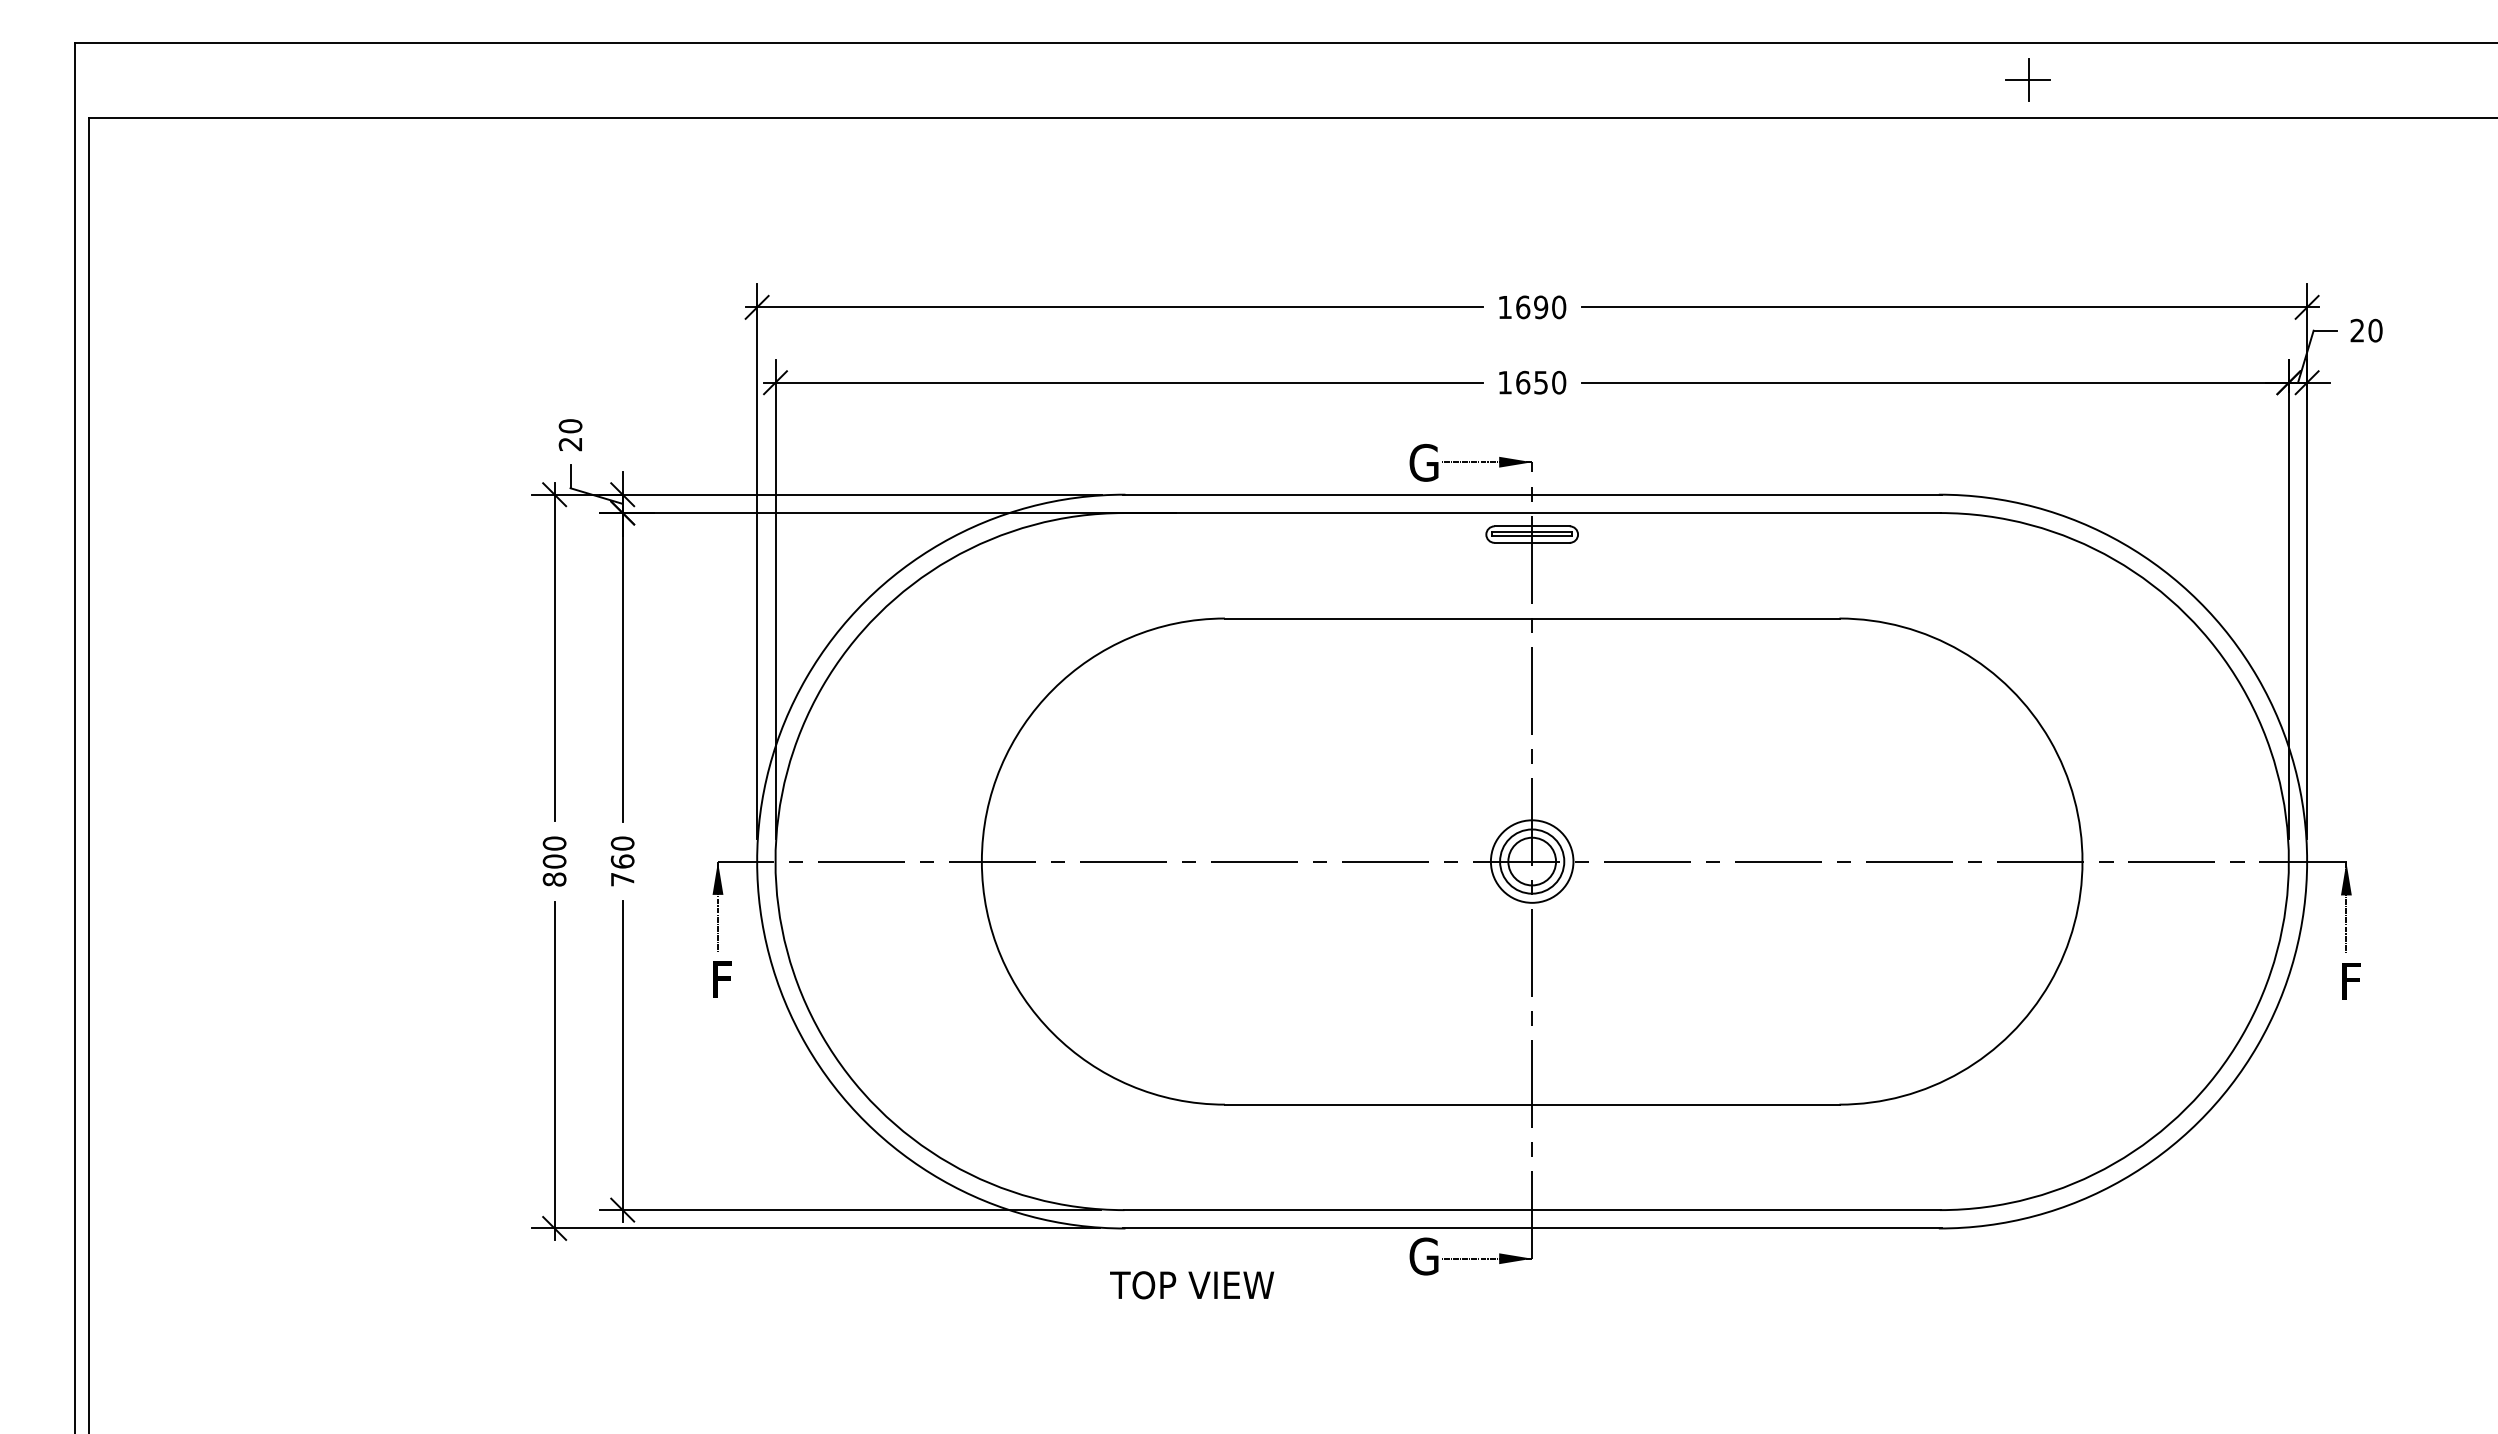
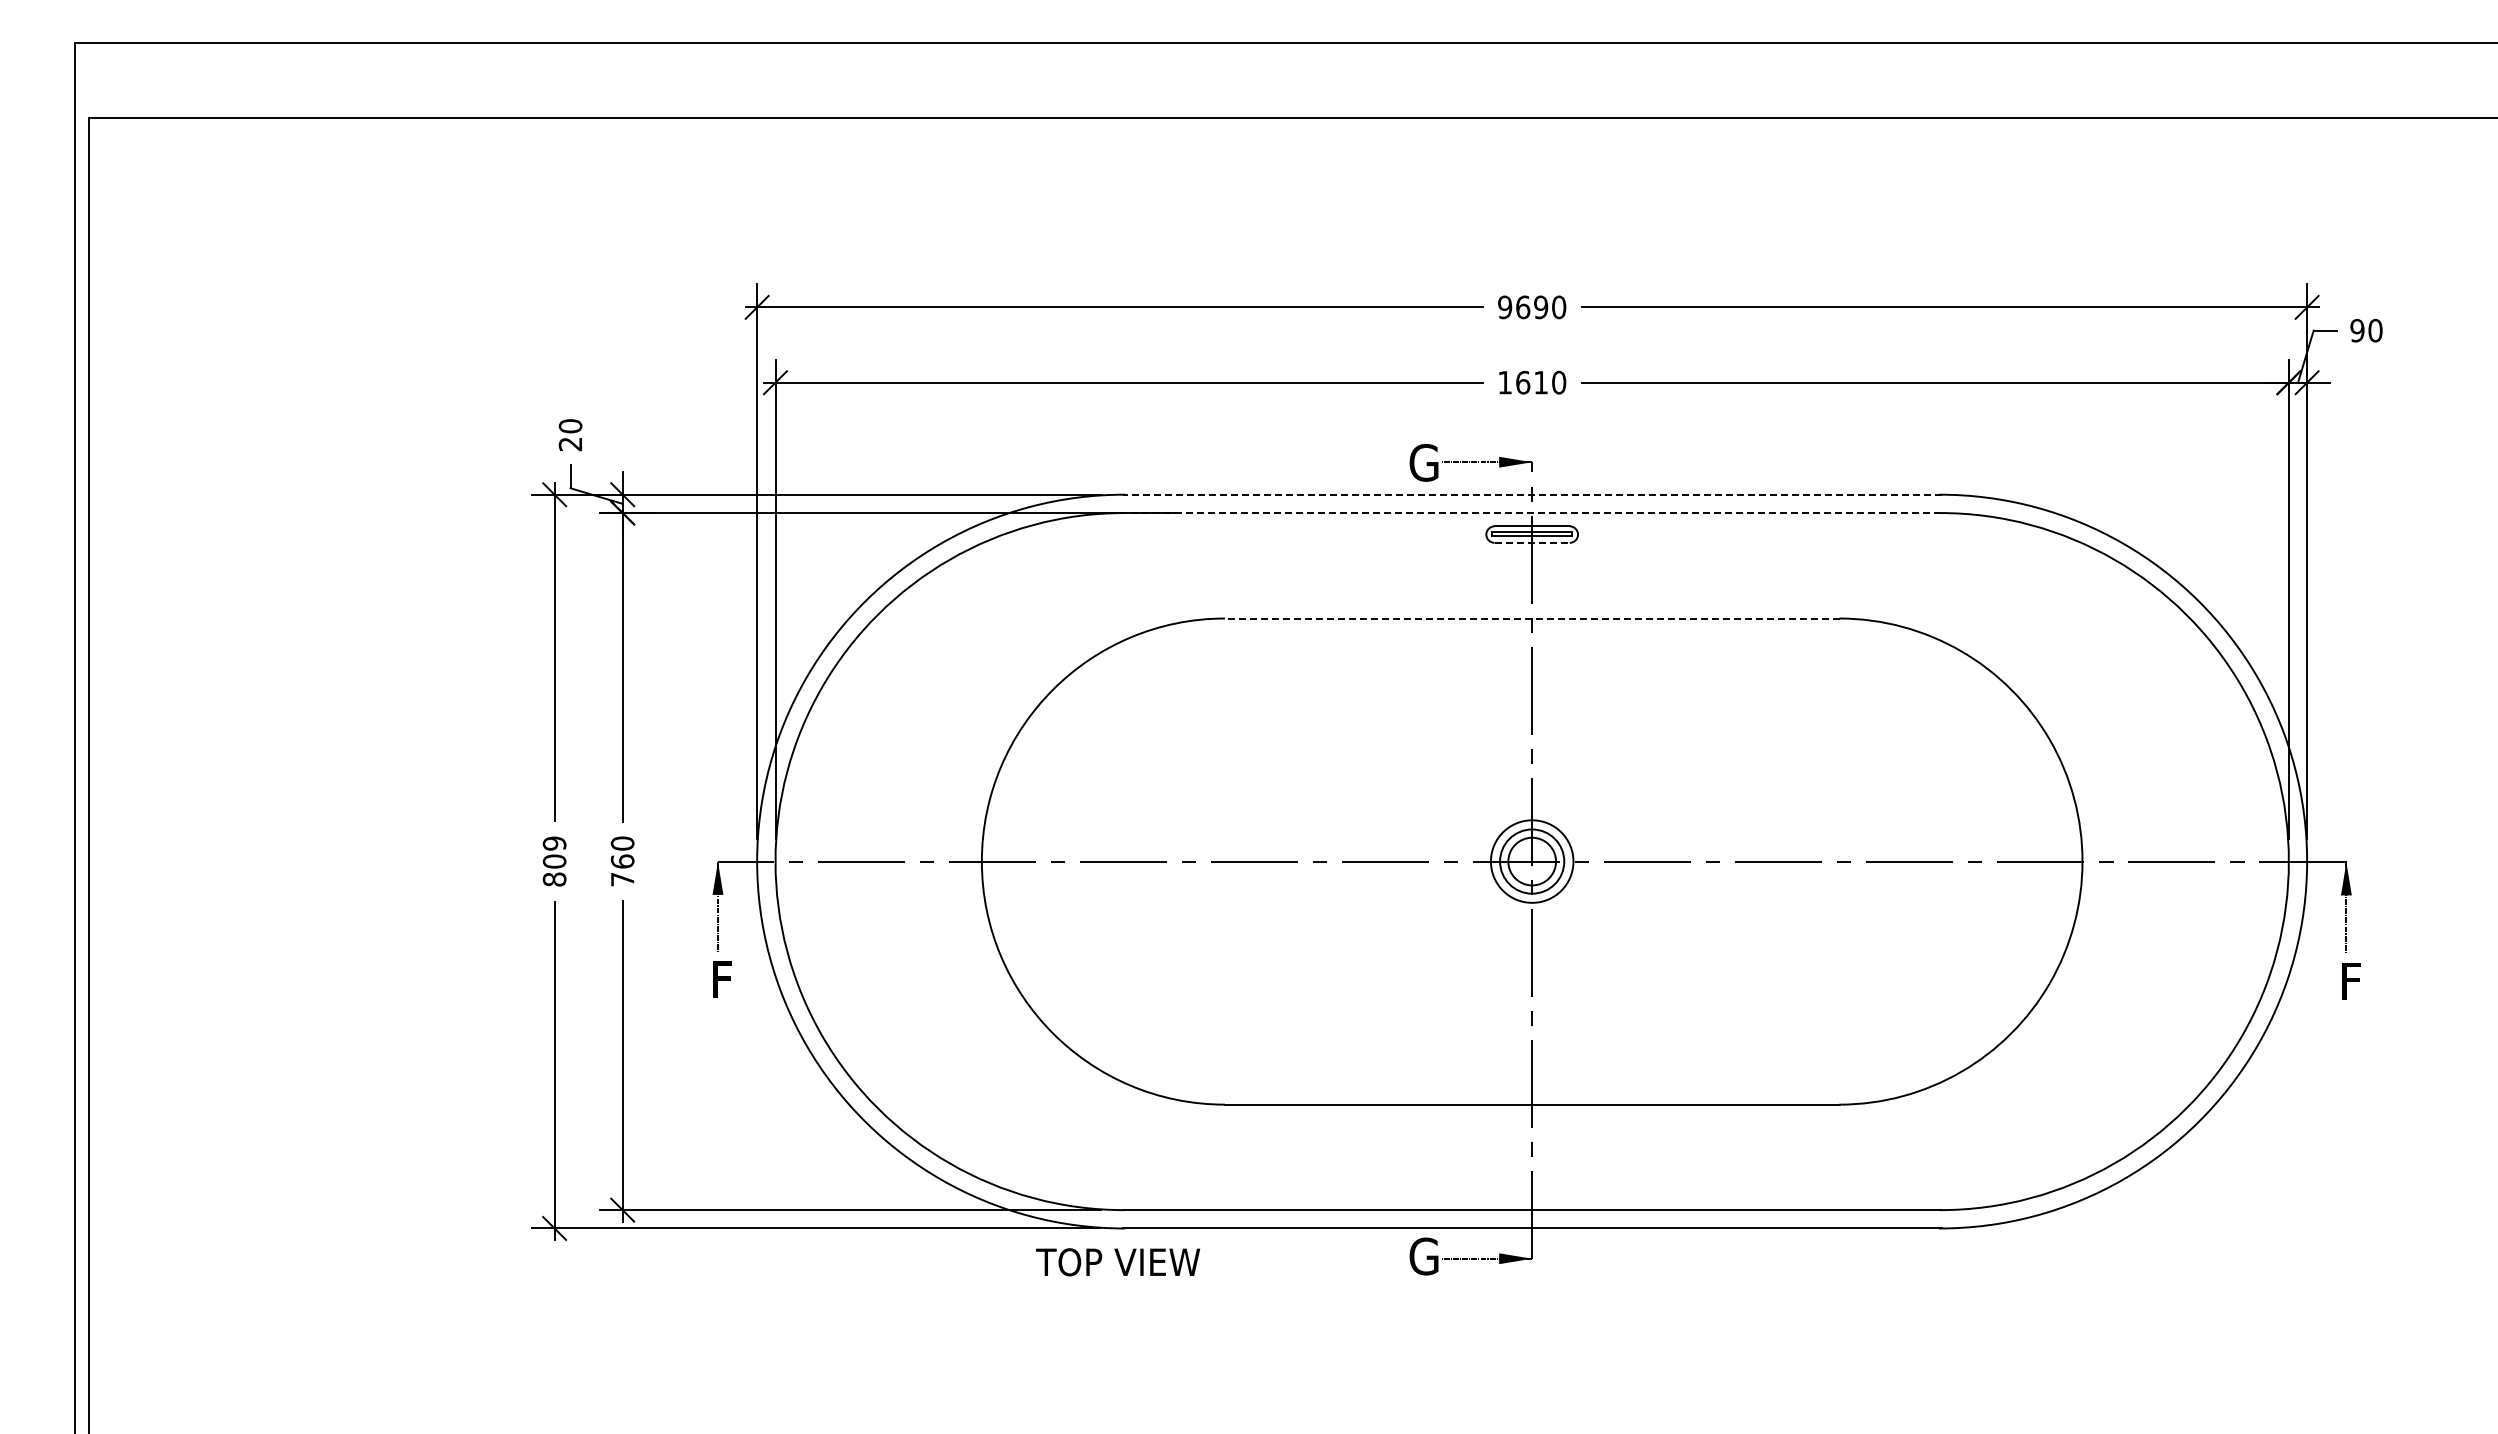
part: present -> none (2027, 79)
text: 1690 -> 9690 (1505, 307)
text: 20 -> 90 (2357, 330)
text: 1650 -> 1610 (1540, 382)
line: solid -> dashed (1532, 494)
line: solid -> dashed (1532, 513)
line: solid -> dashed (1532, 542)
line: solid -> dashed (1531, 618)
text: 800 -> 809 (554, 843)
text position: (1192, 1285) -> (1118, 1262) (1118, 1262)
